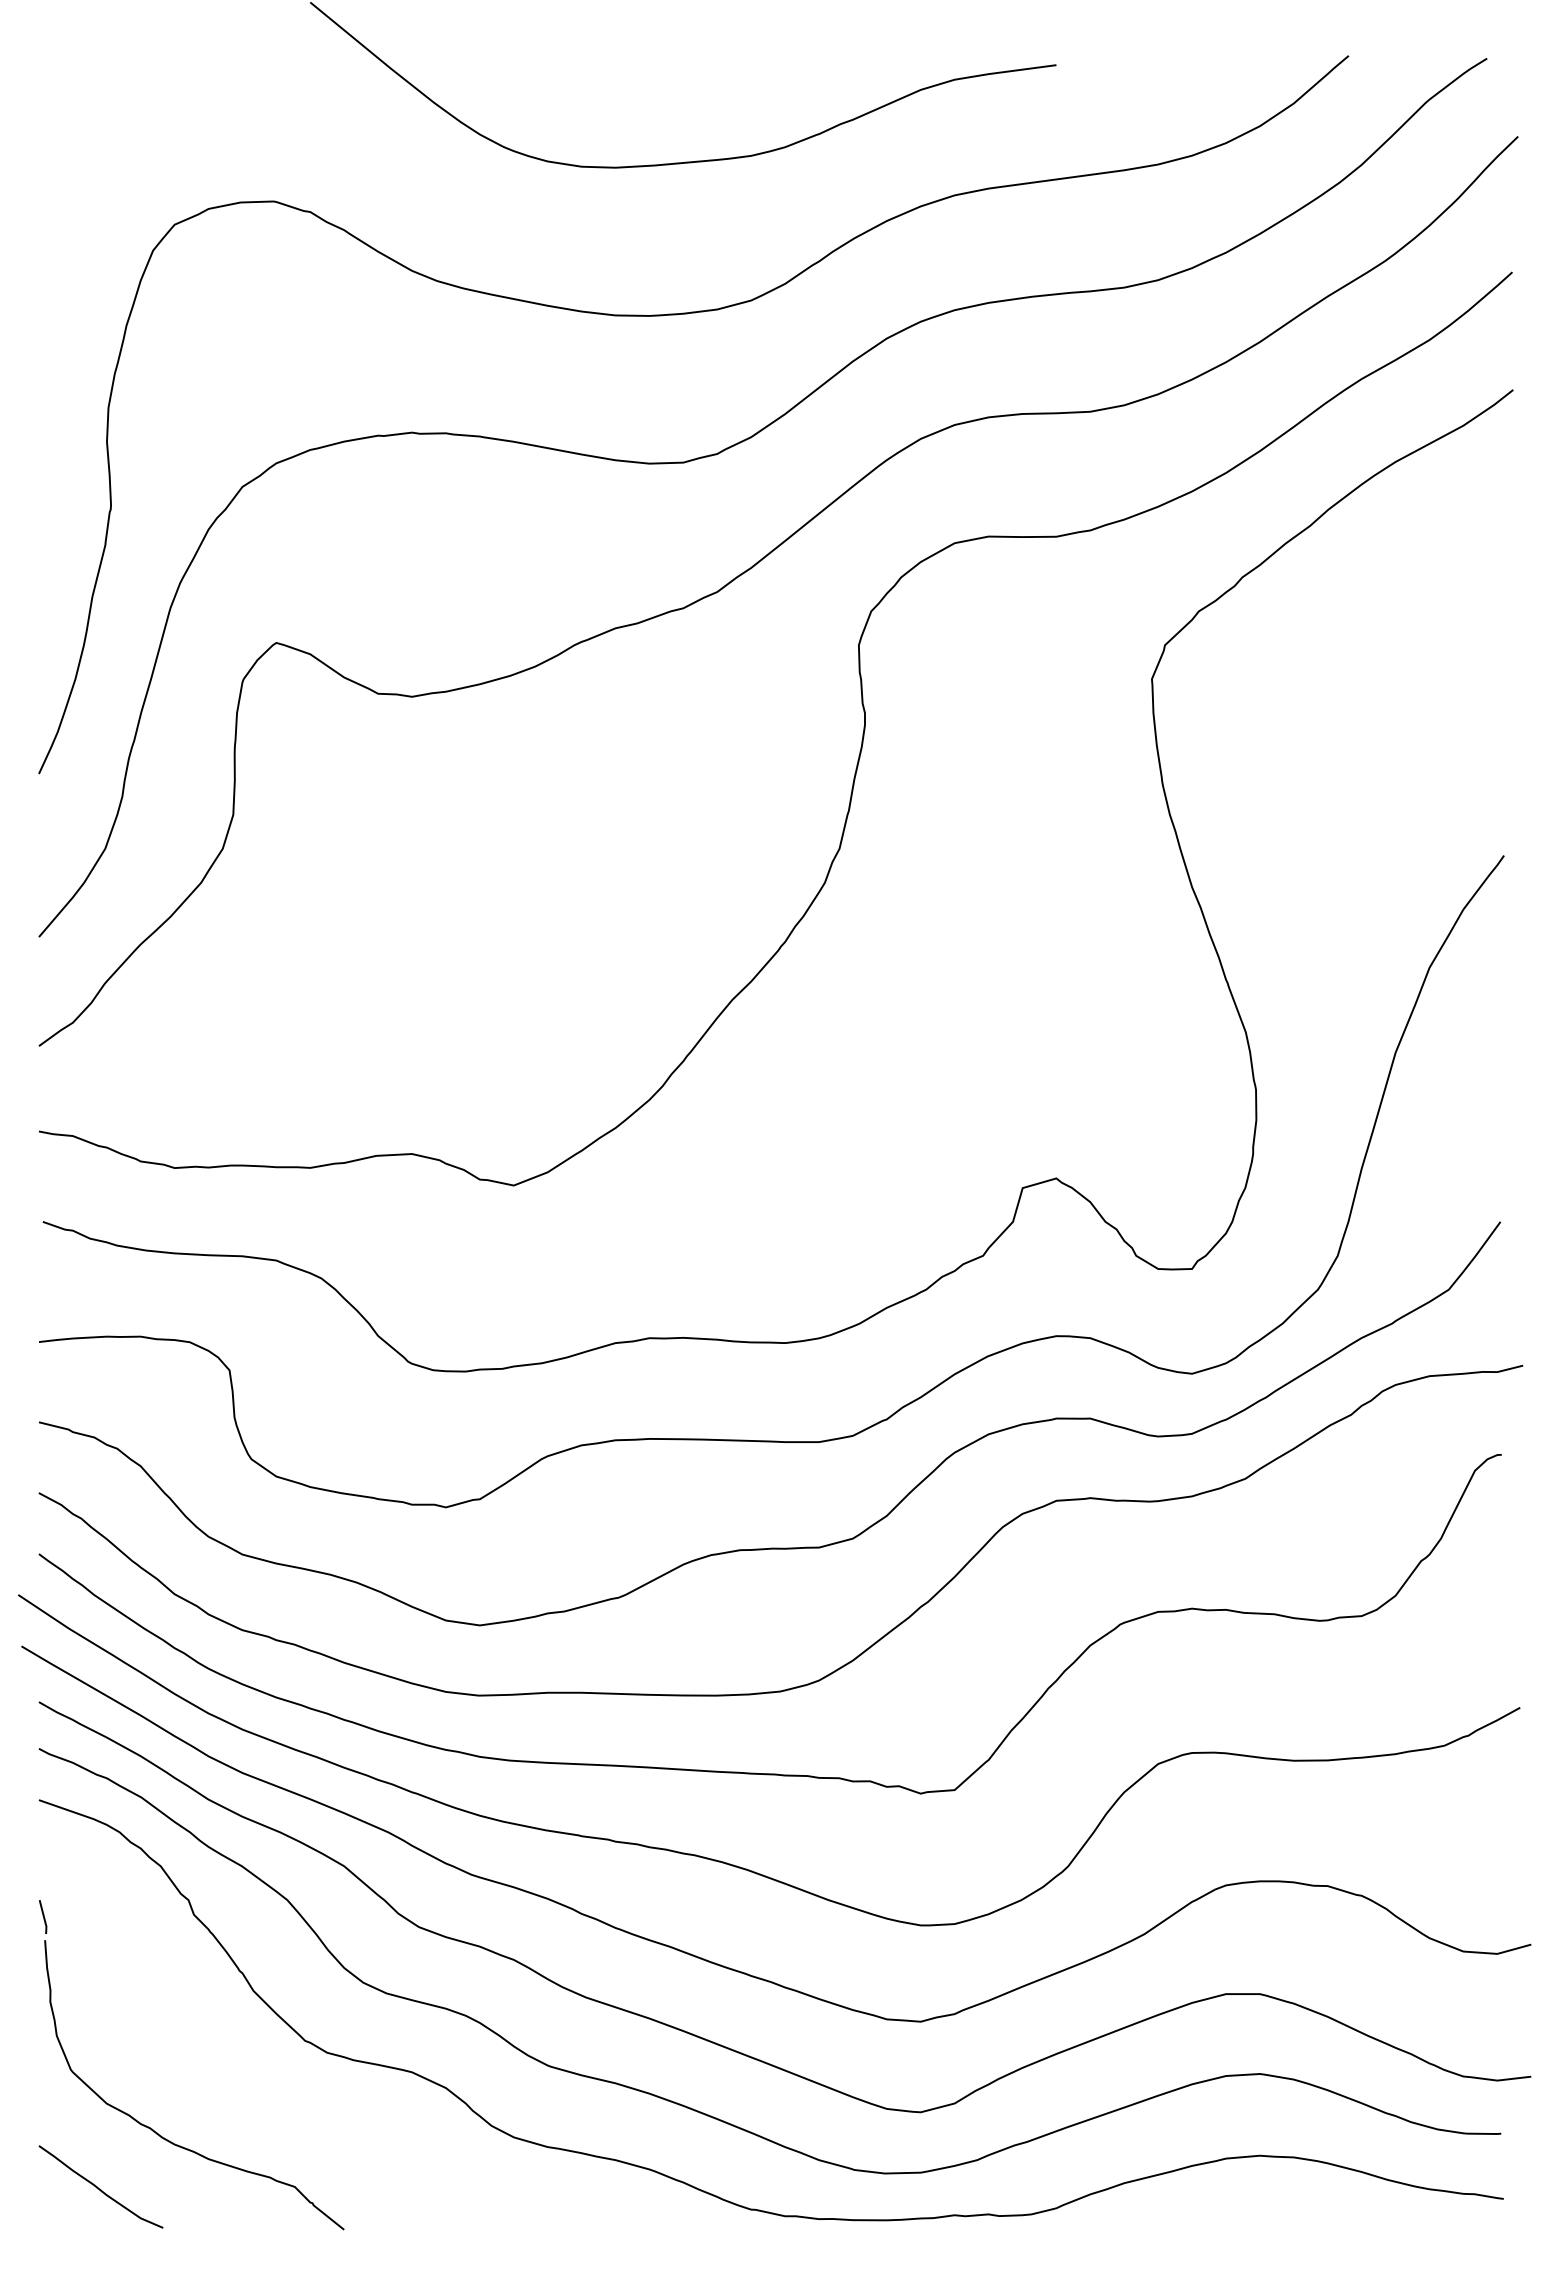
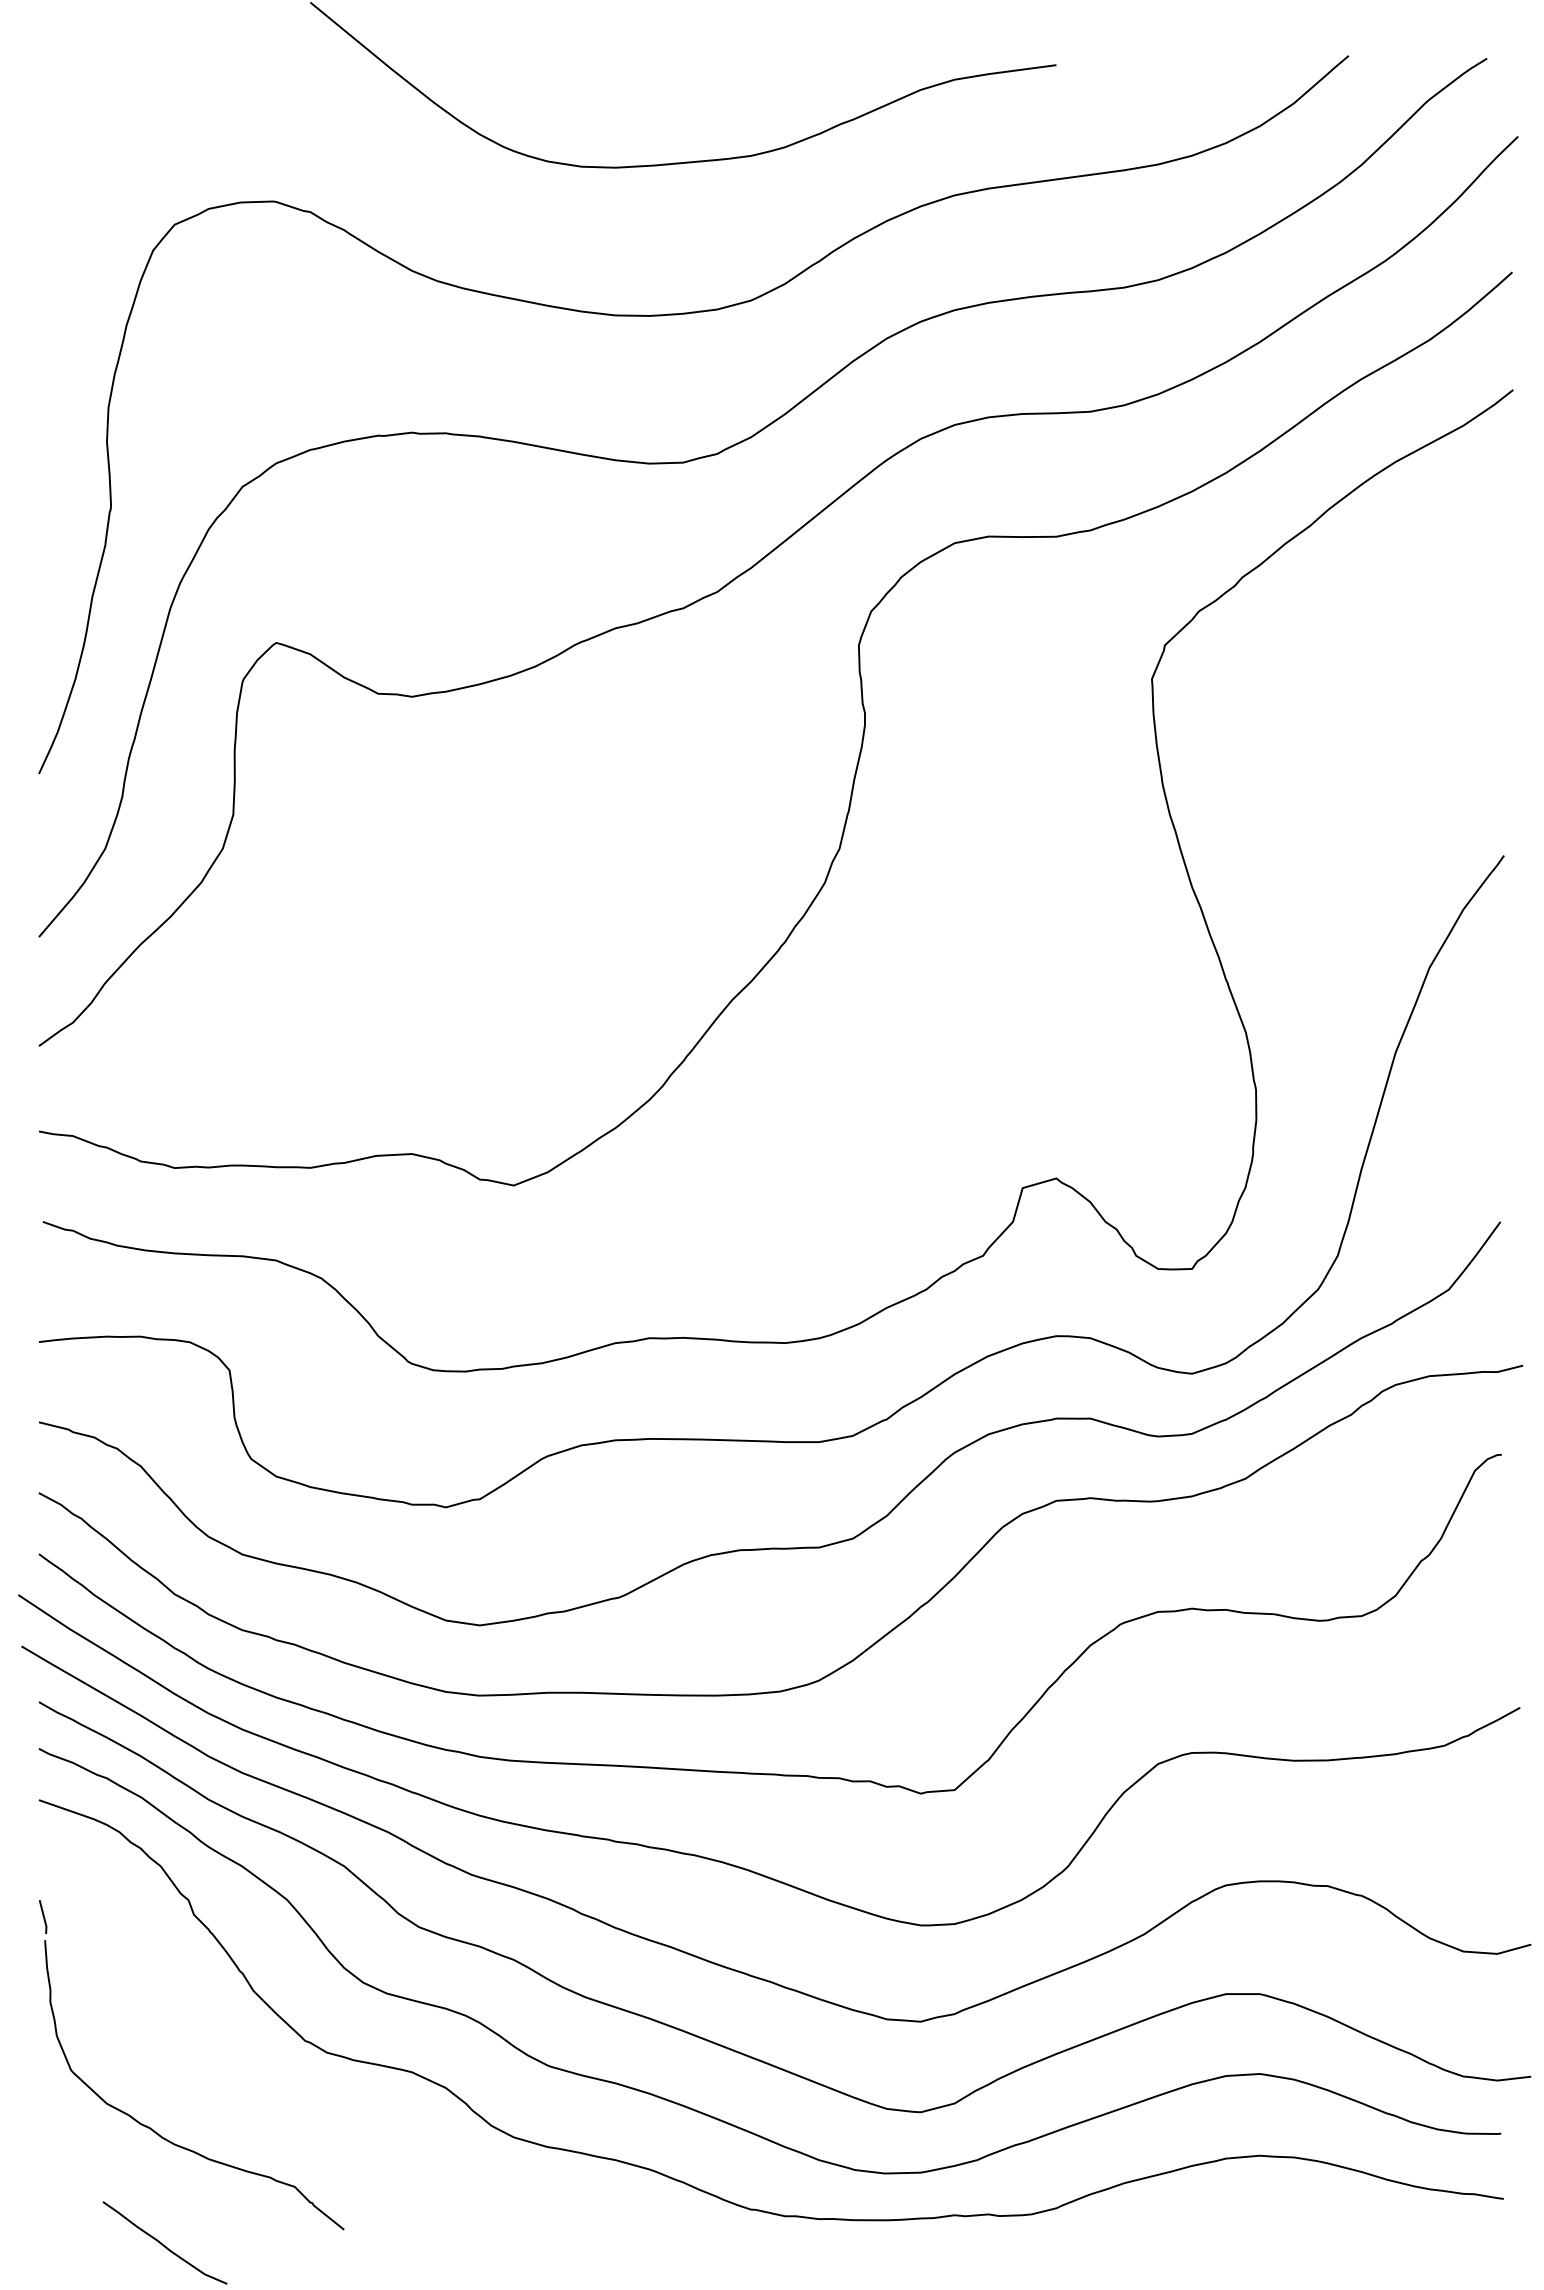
curve position: (98, 2187) -> (162, 2243) (162, 2243)
